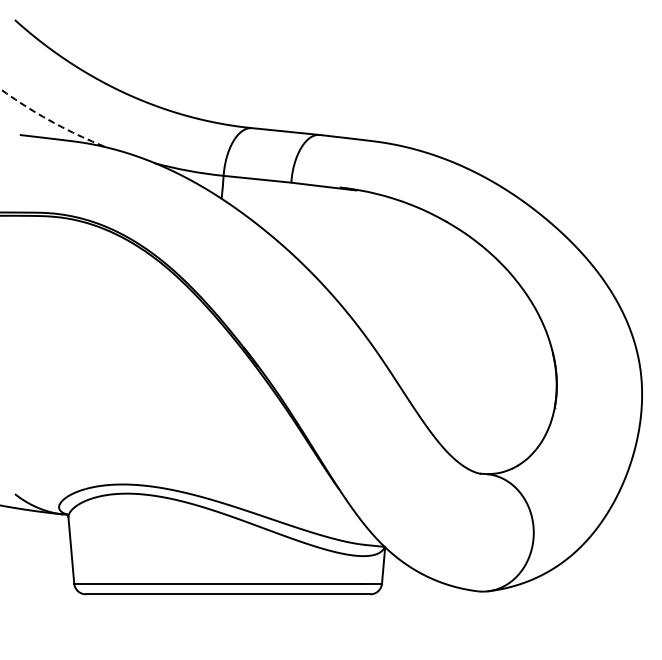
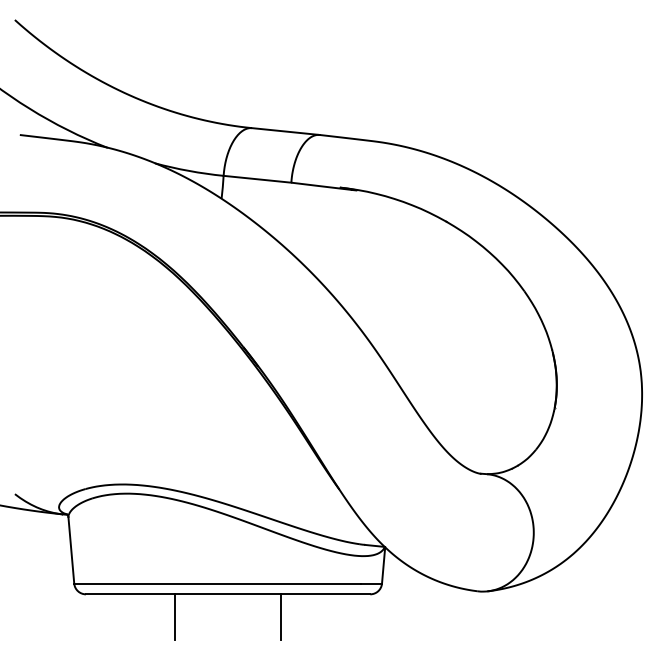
arc: dashed -> solid (52, 122)
line: none -> present (175, 616)
line: none -> present (281, 616)
